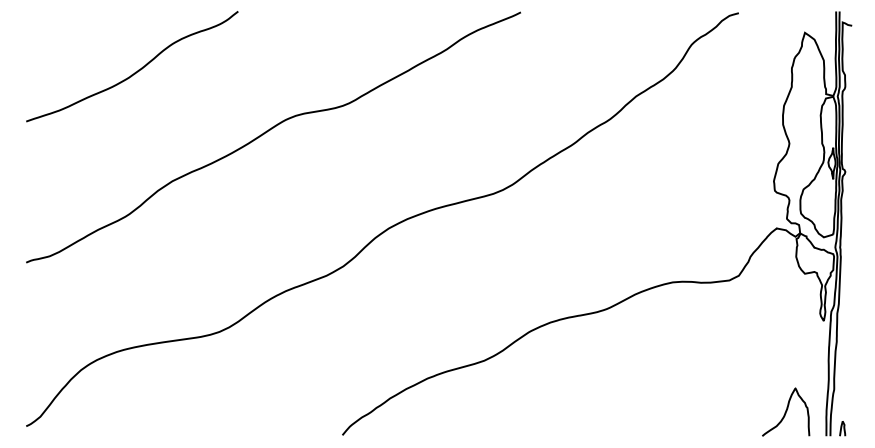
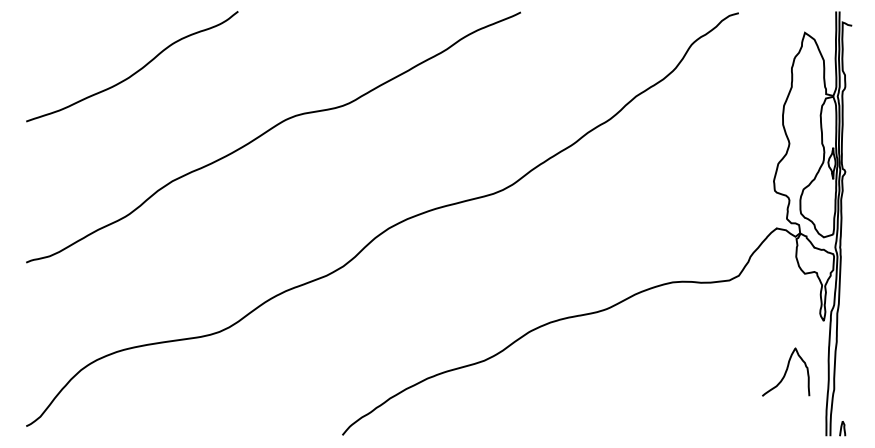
curve position: (786, 411) -> (786, 371) (786, 371)
